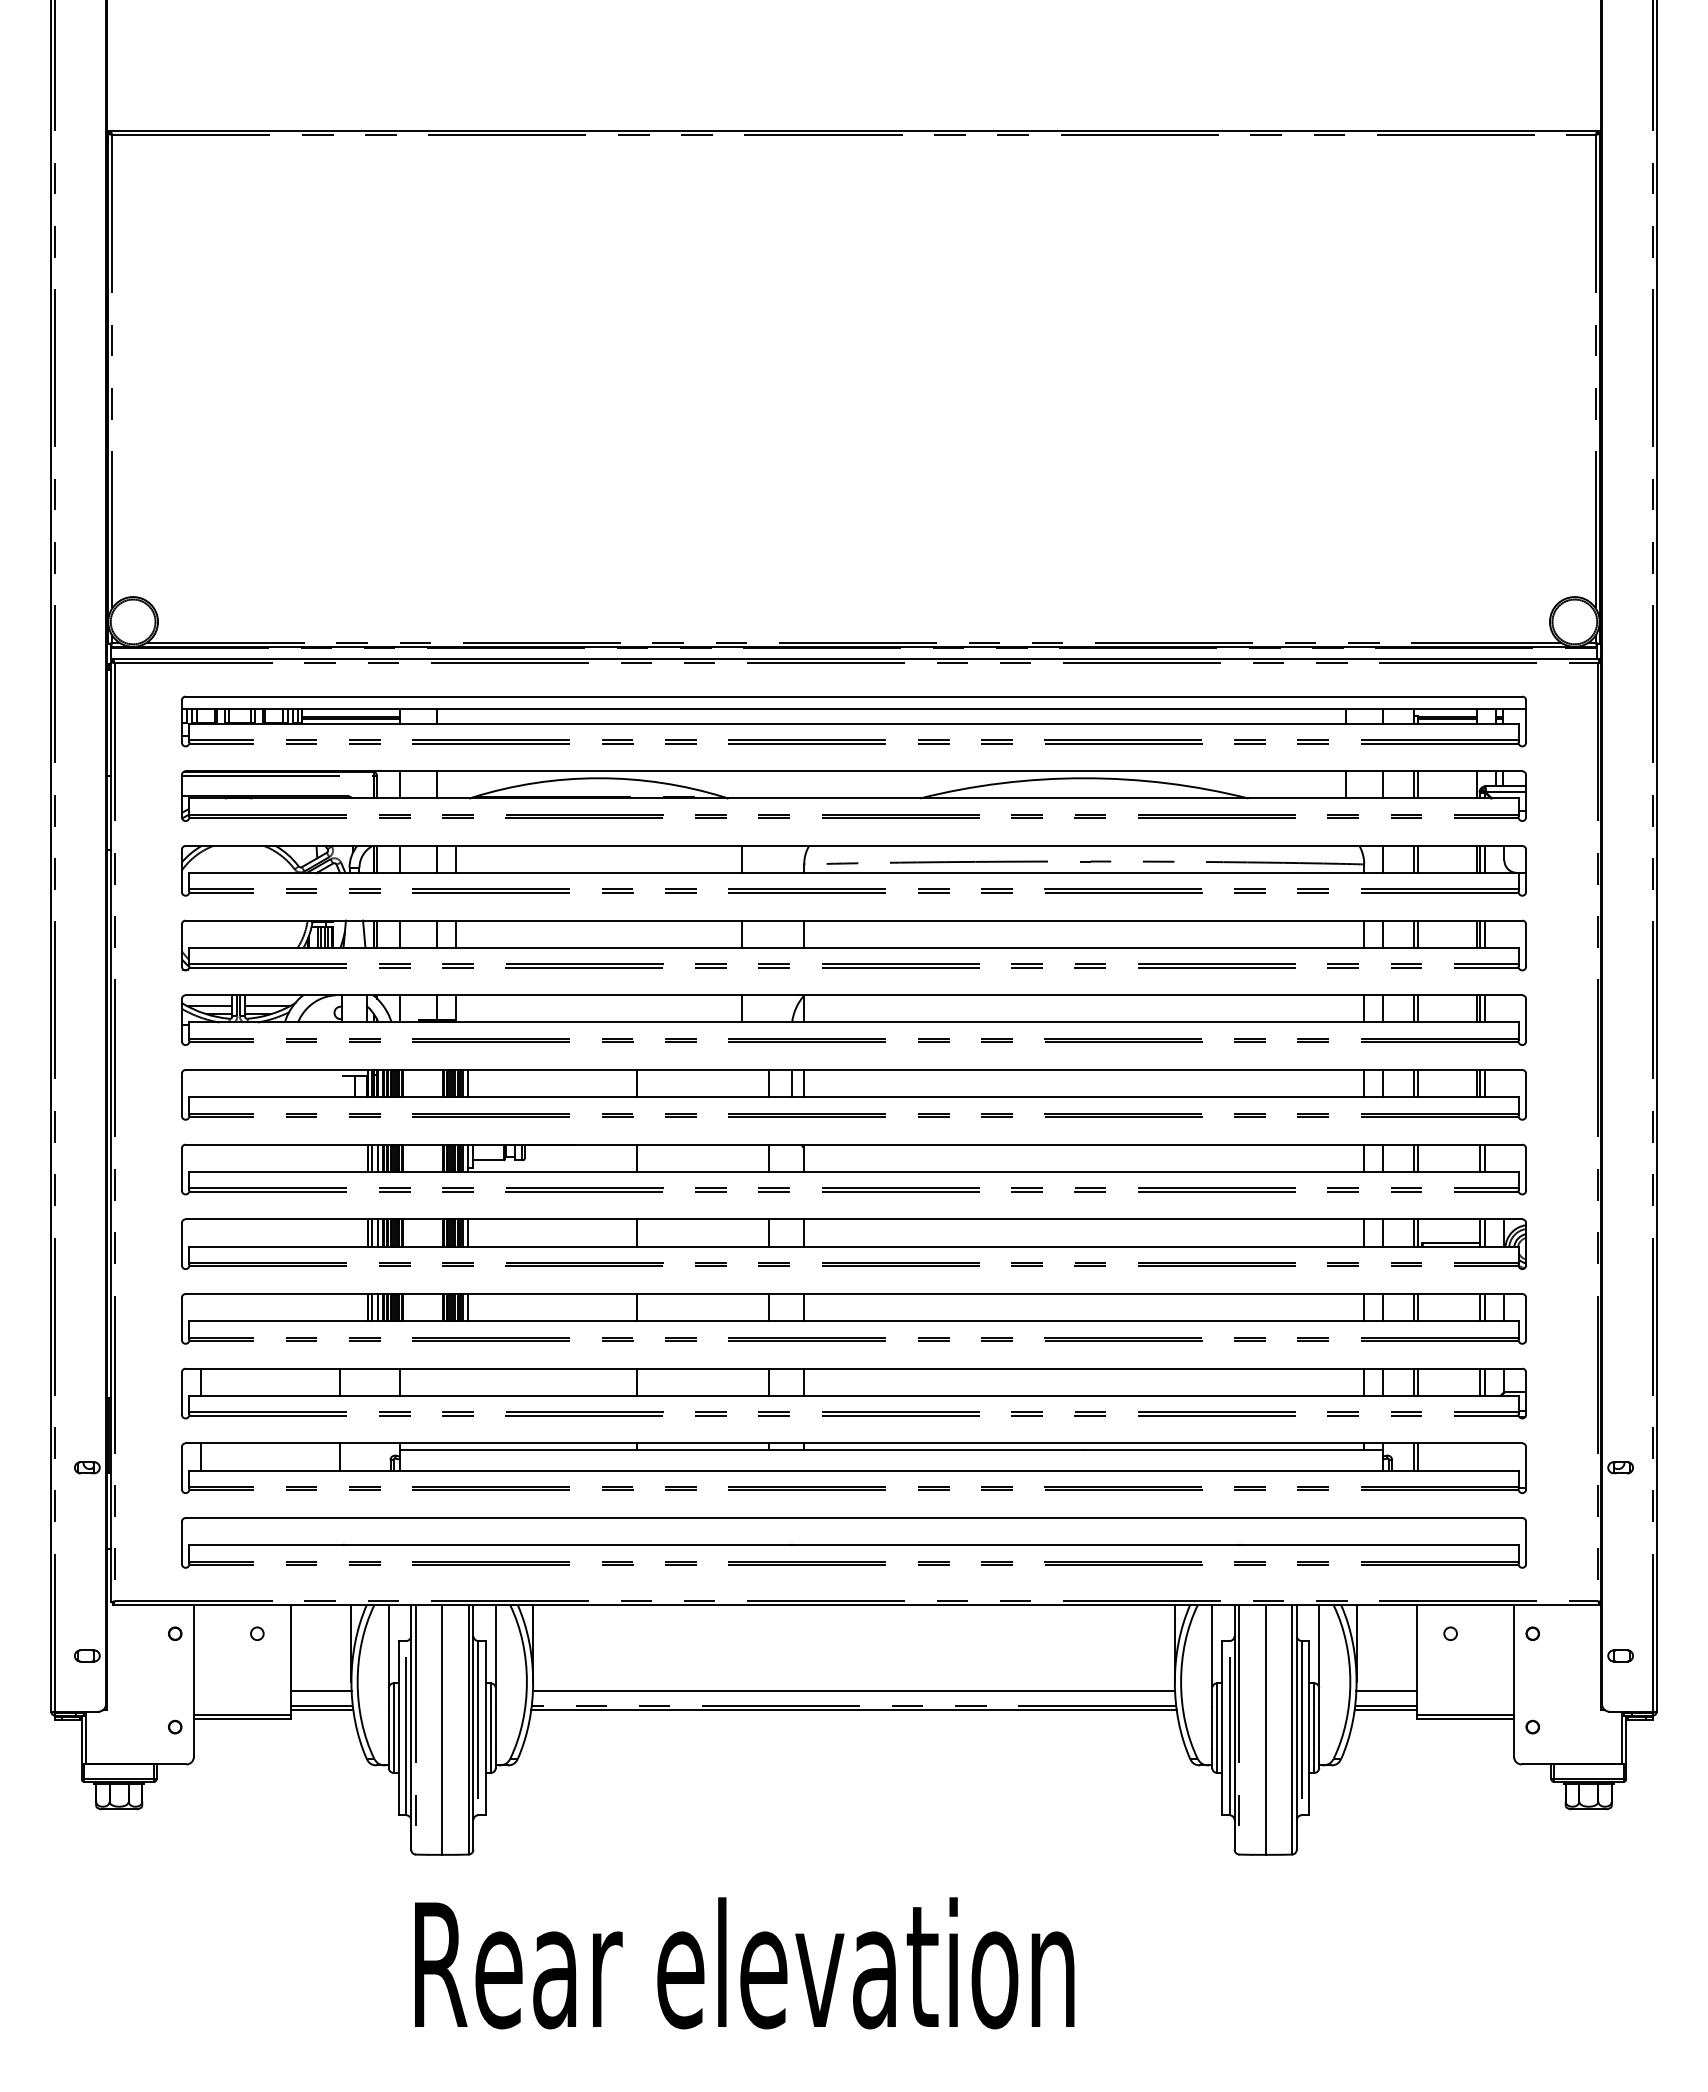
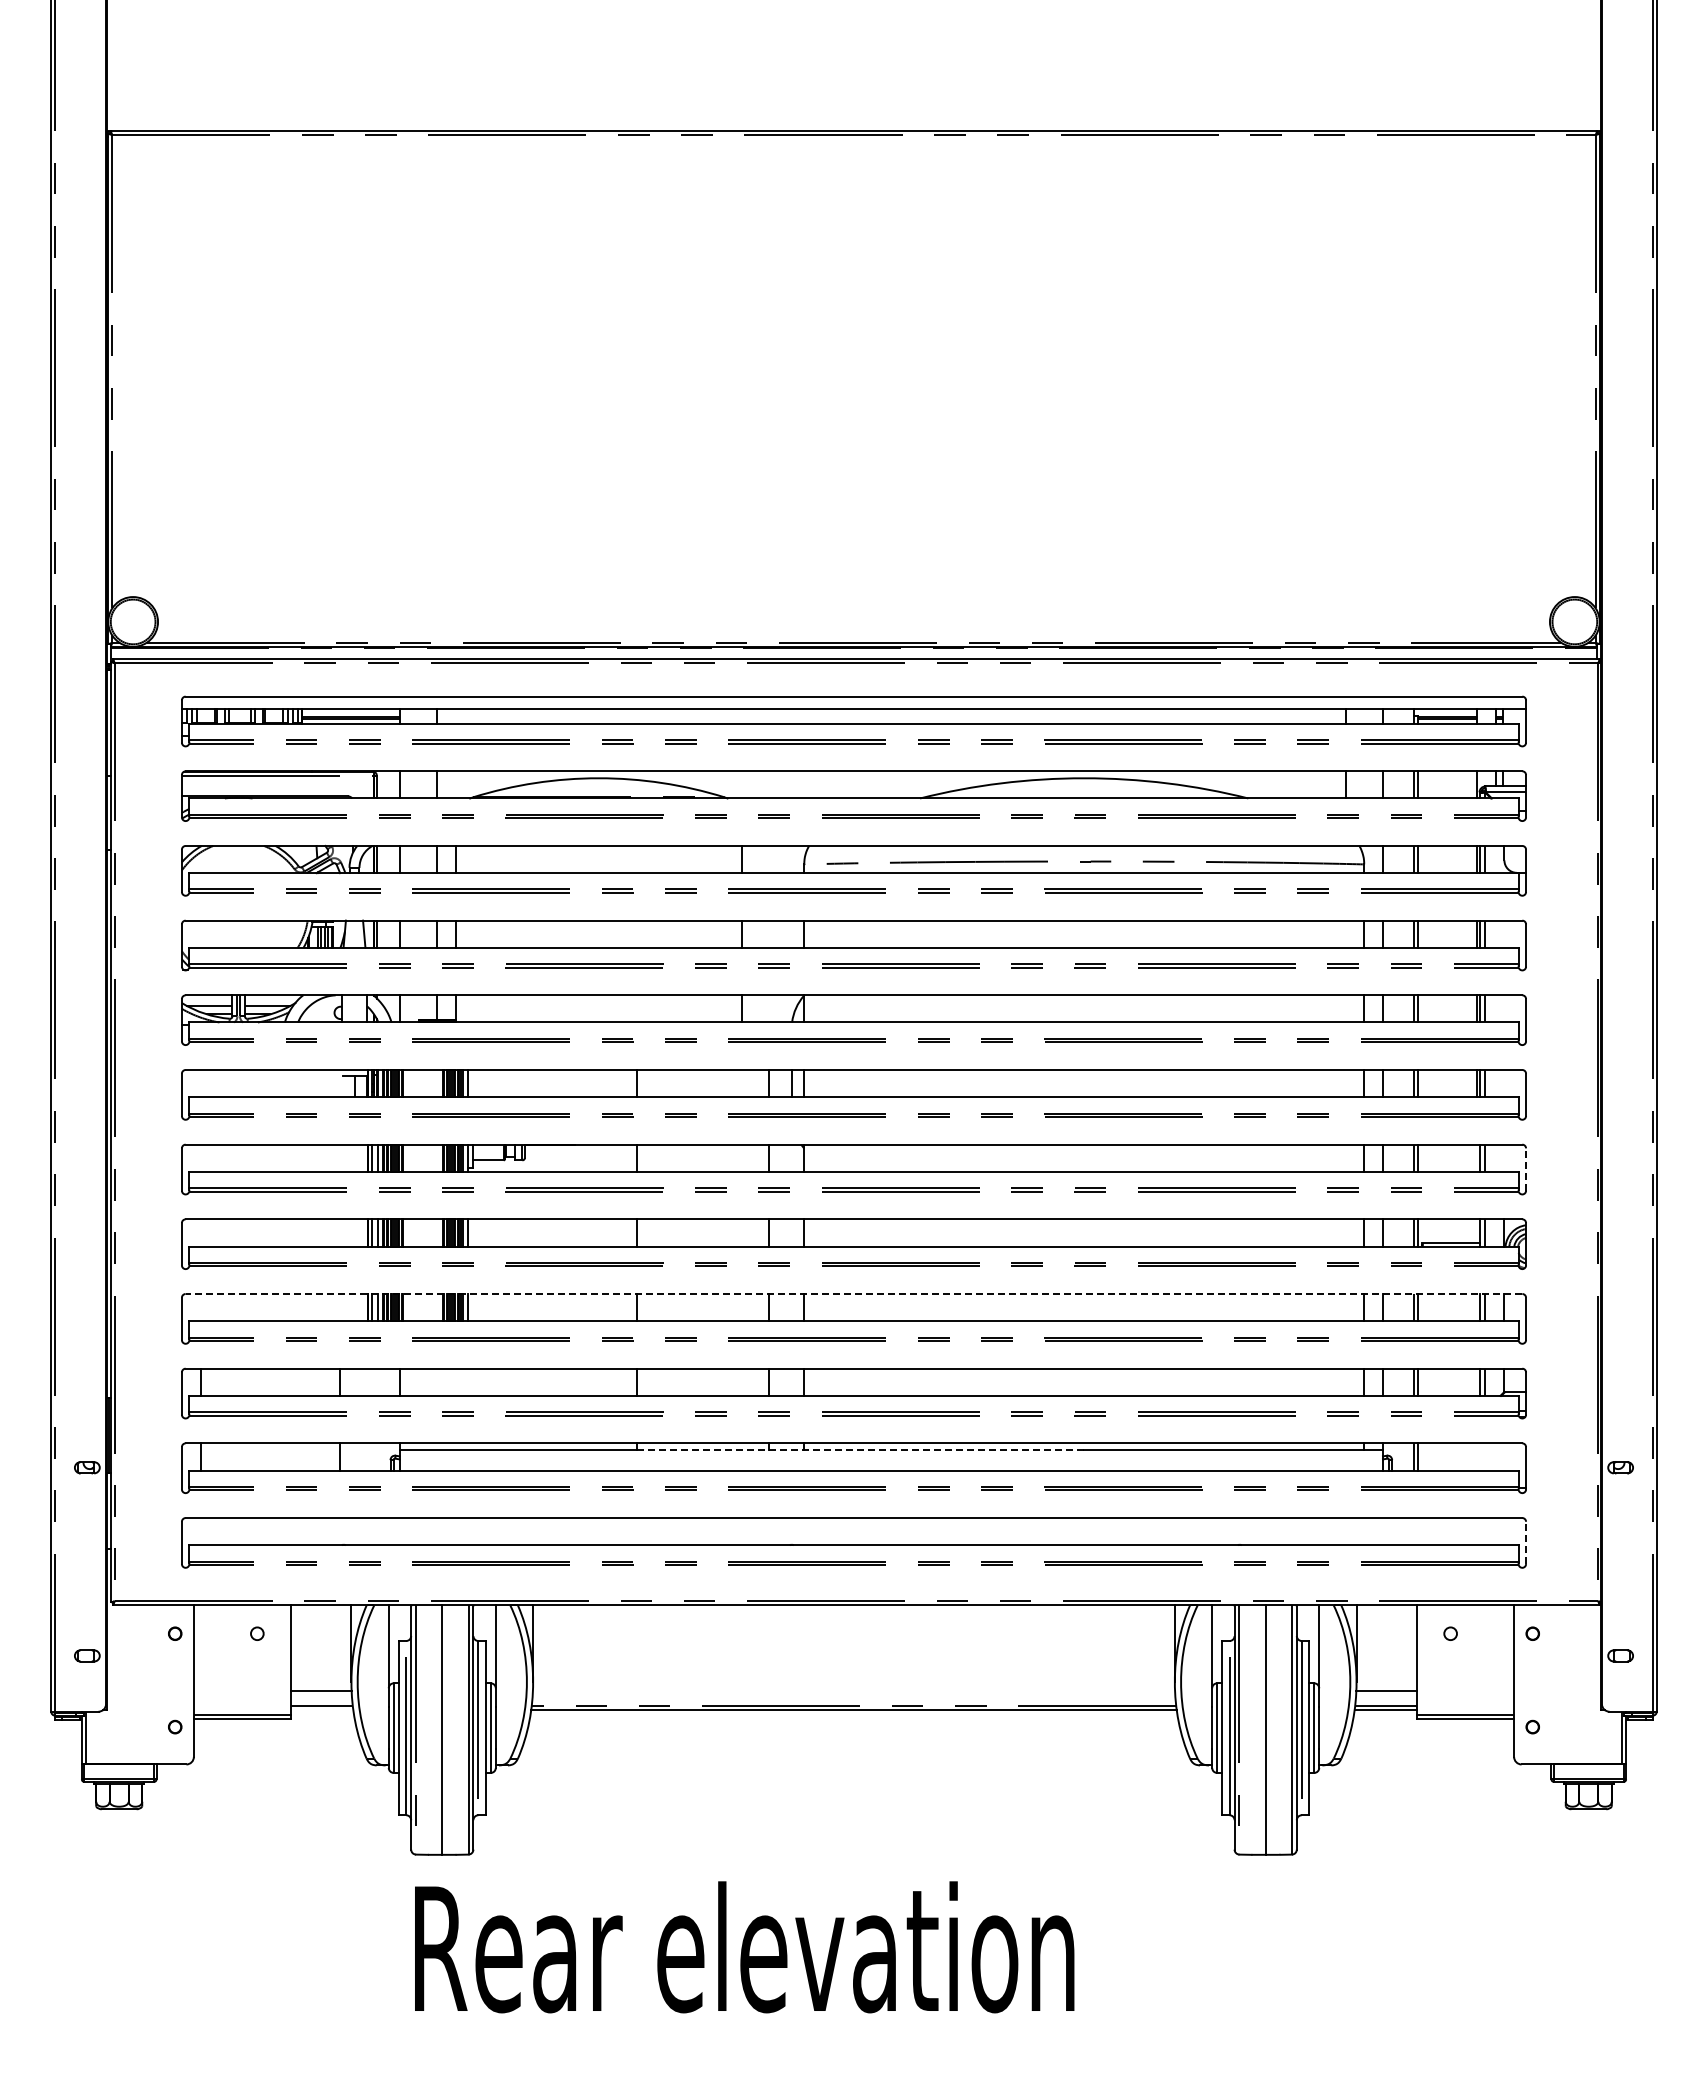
line: solid -> dashed (1526, 1169)
line: solid -> dashed (853, 1294)
line: solid -> dashed (860, 1450)
line: solid -> dashed (1526, 1542)
line: present -> none (853, 1690)
line: present -> none (321, 1710)
text position: (744, 1963) -> (744, 1947) (744, 1947)
